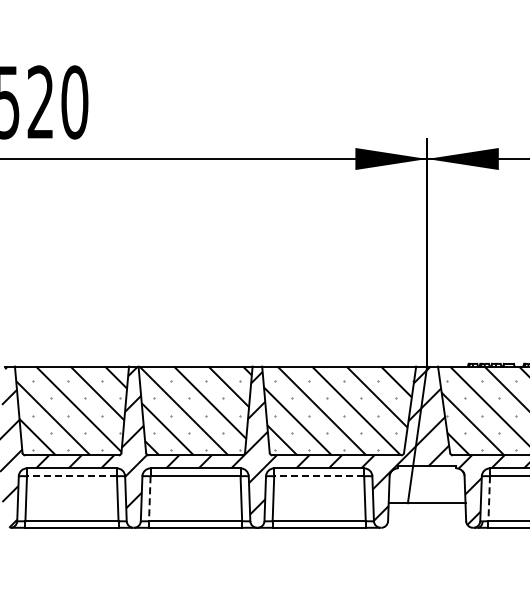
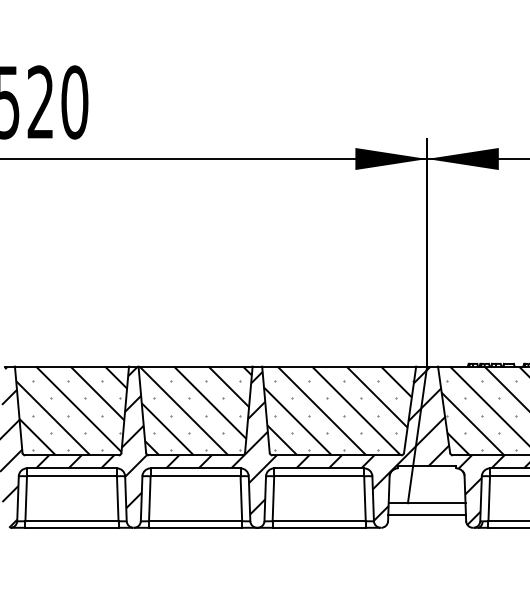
line: dashed -> solid (71, 476)
line: dashed -> solid (319, 476)
line: dashed -> solid (149, 499)
line: dashed -> solid (489, 499)
line: none -> present (426, 514)
